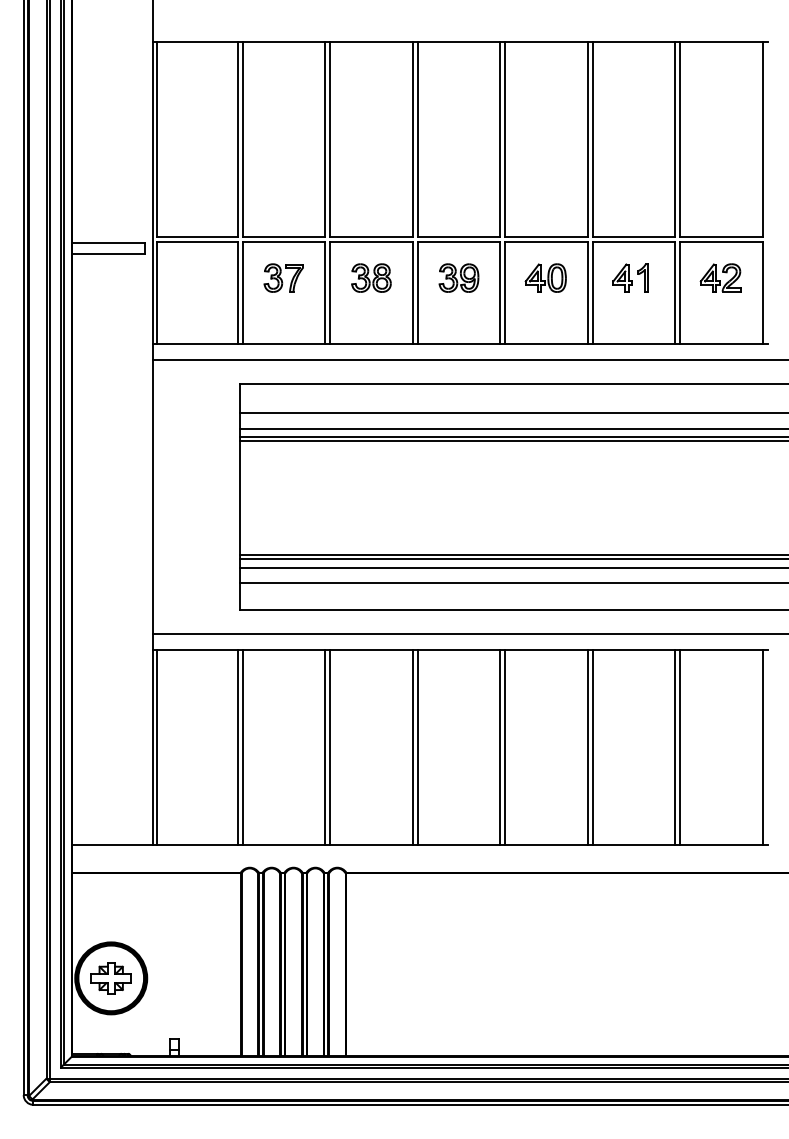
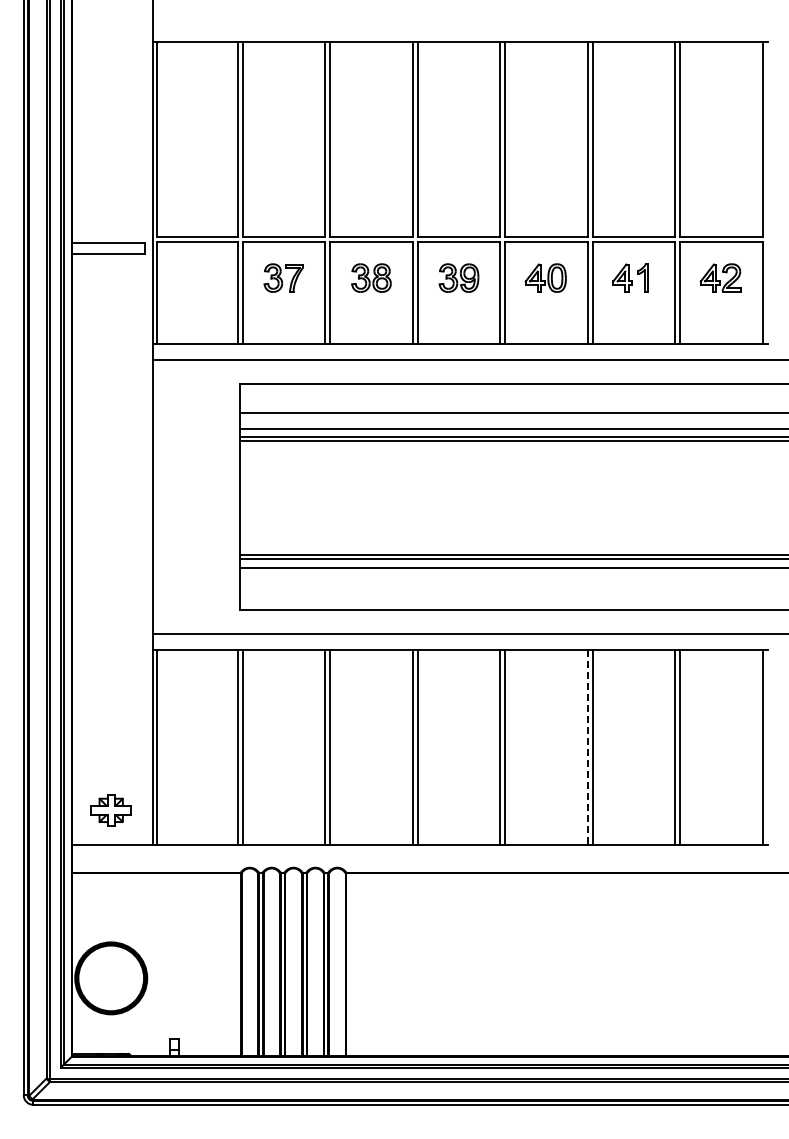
line: present -> none (512, 583)
line: solid -> dashed (587, 747)
part position: (110, 978) -> (110, 810) (110, 810)
